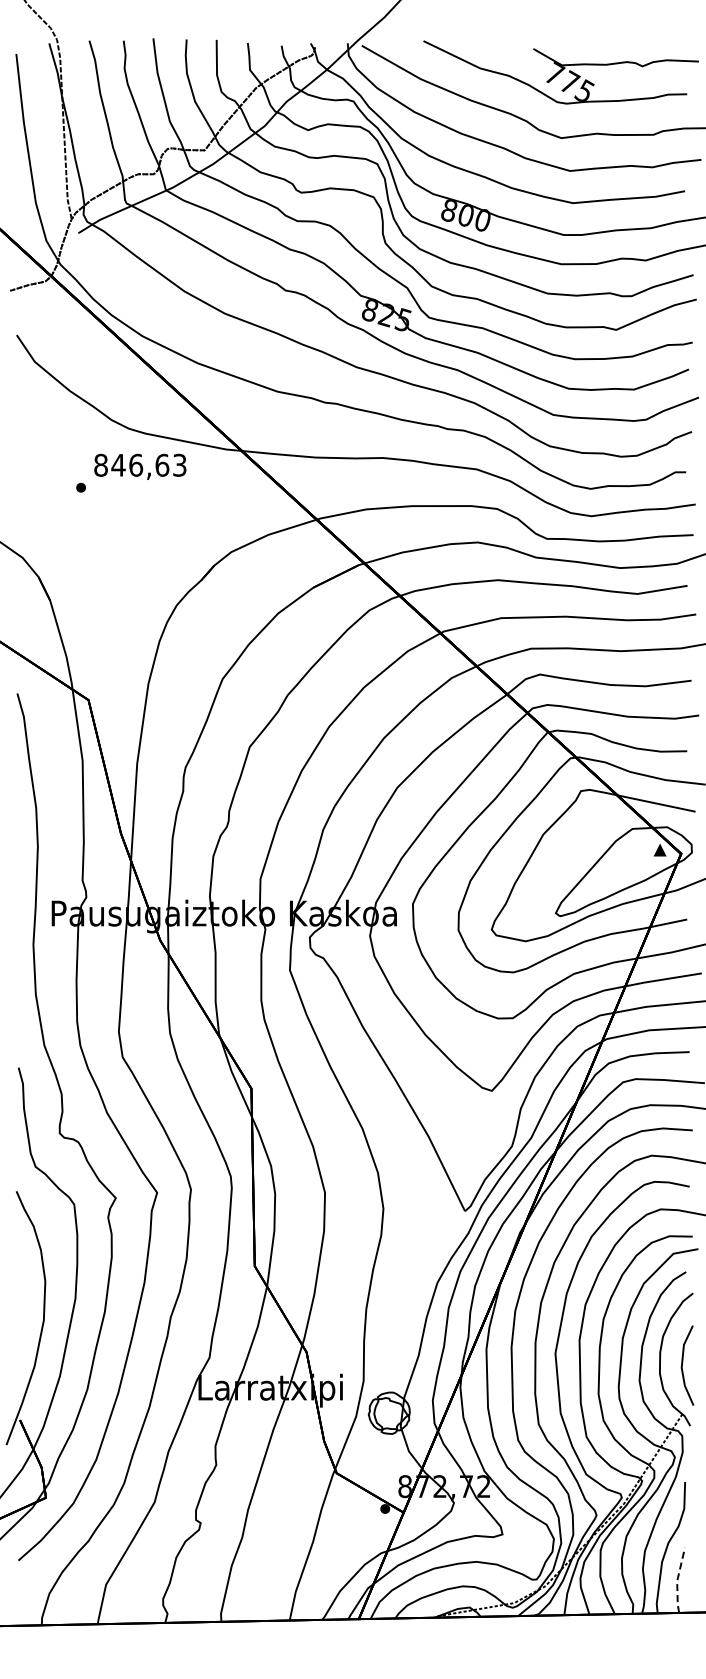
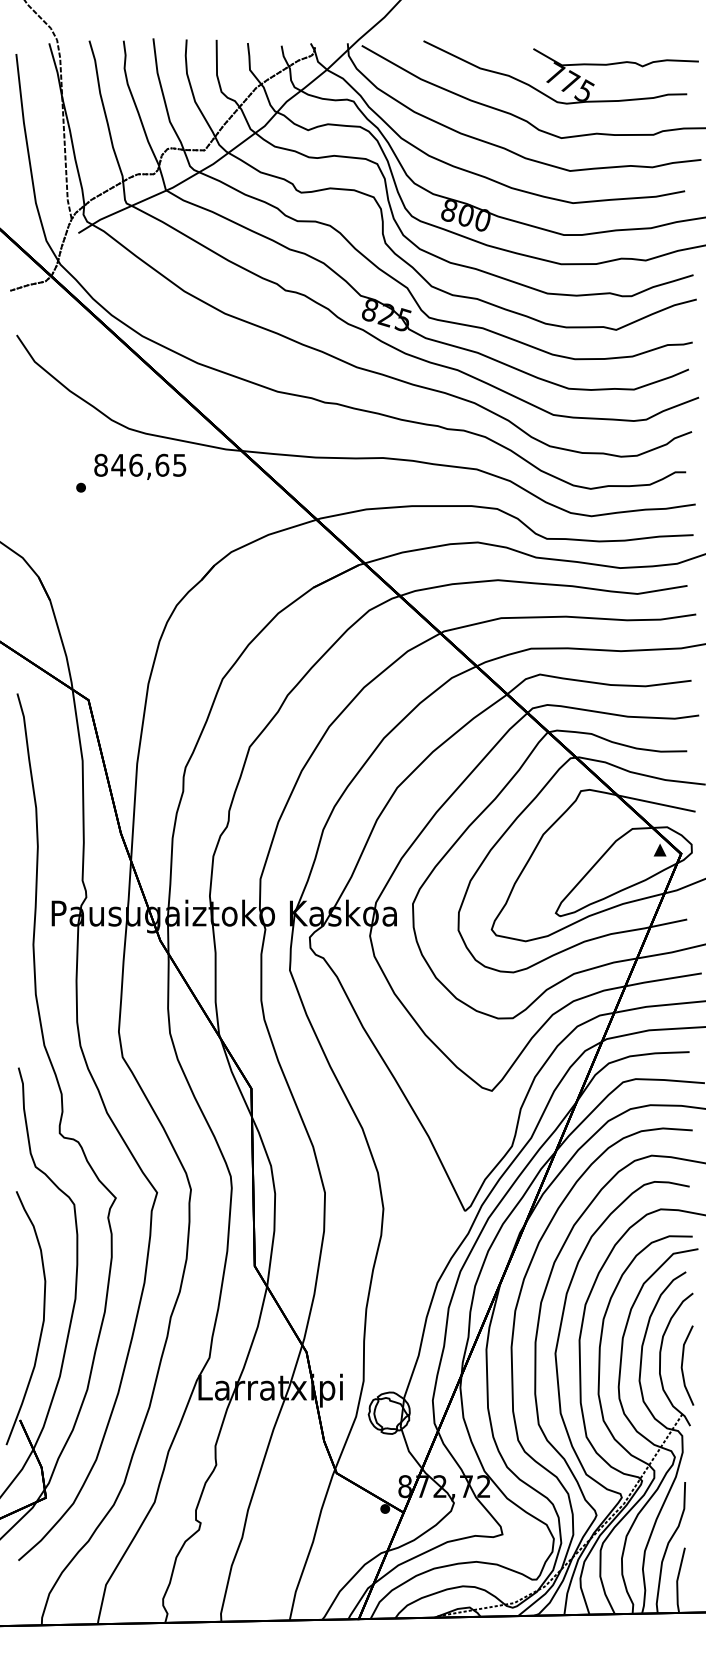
text: 846,63 -> 846,65 (179, 464)
line: dashed -> solid (677, 1581)
